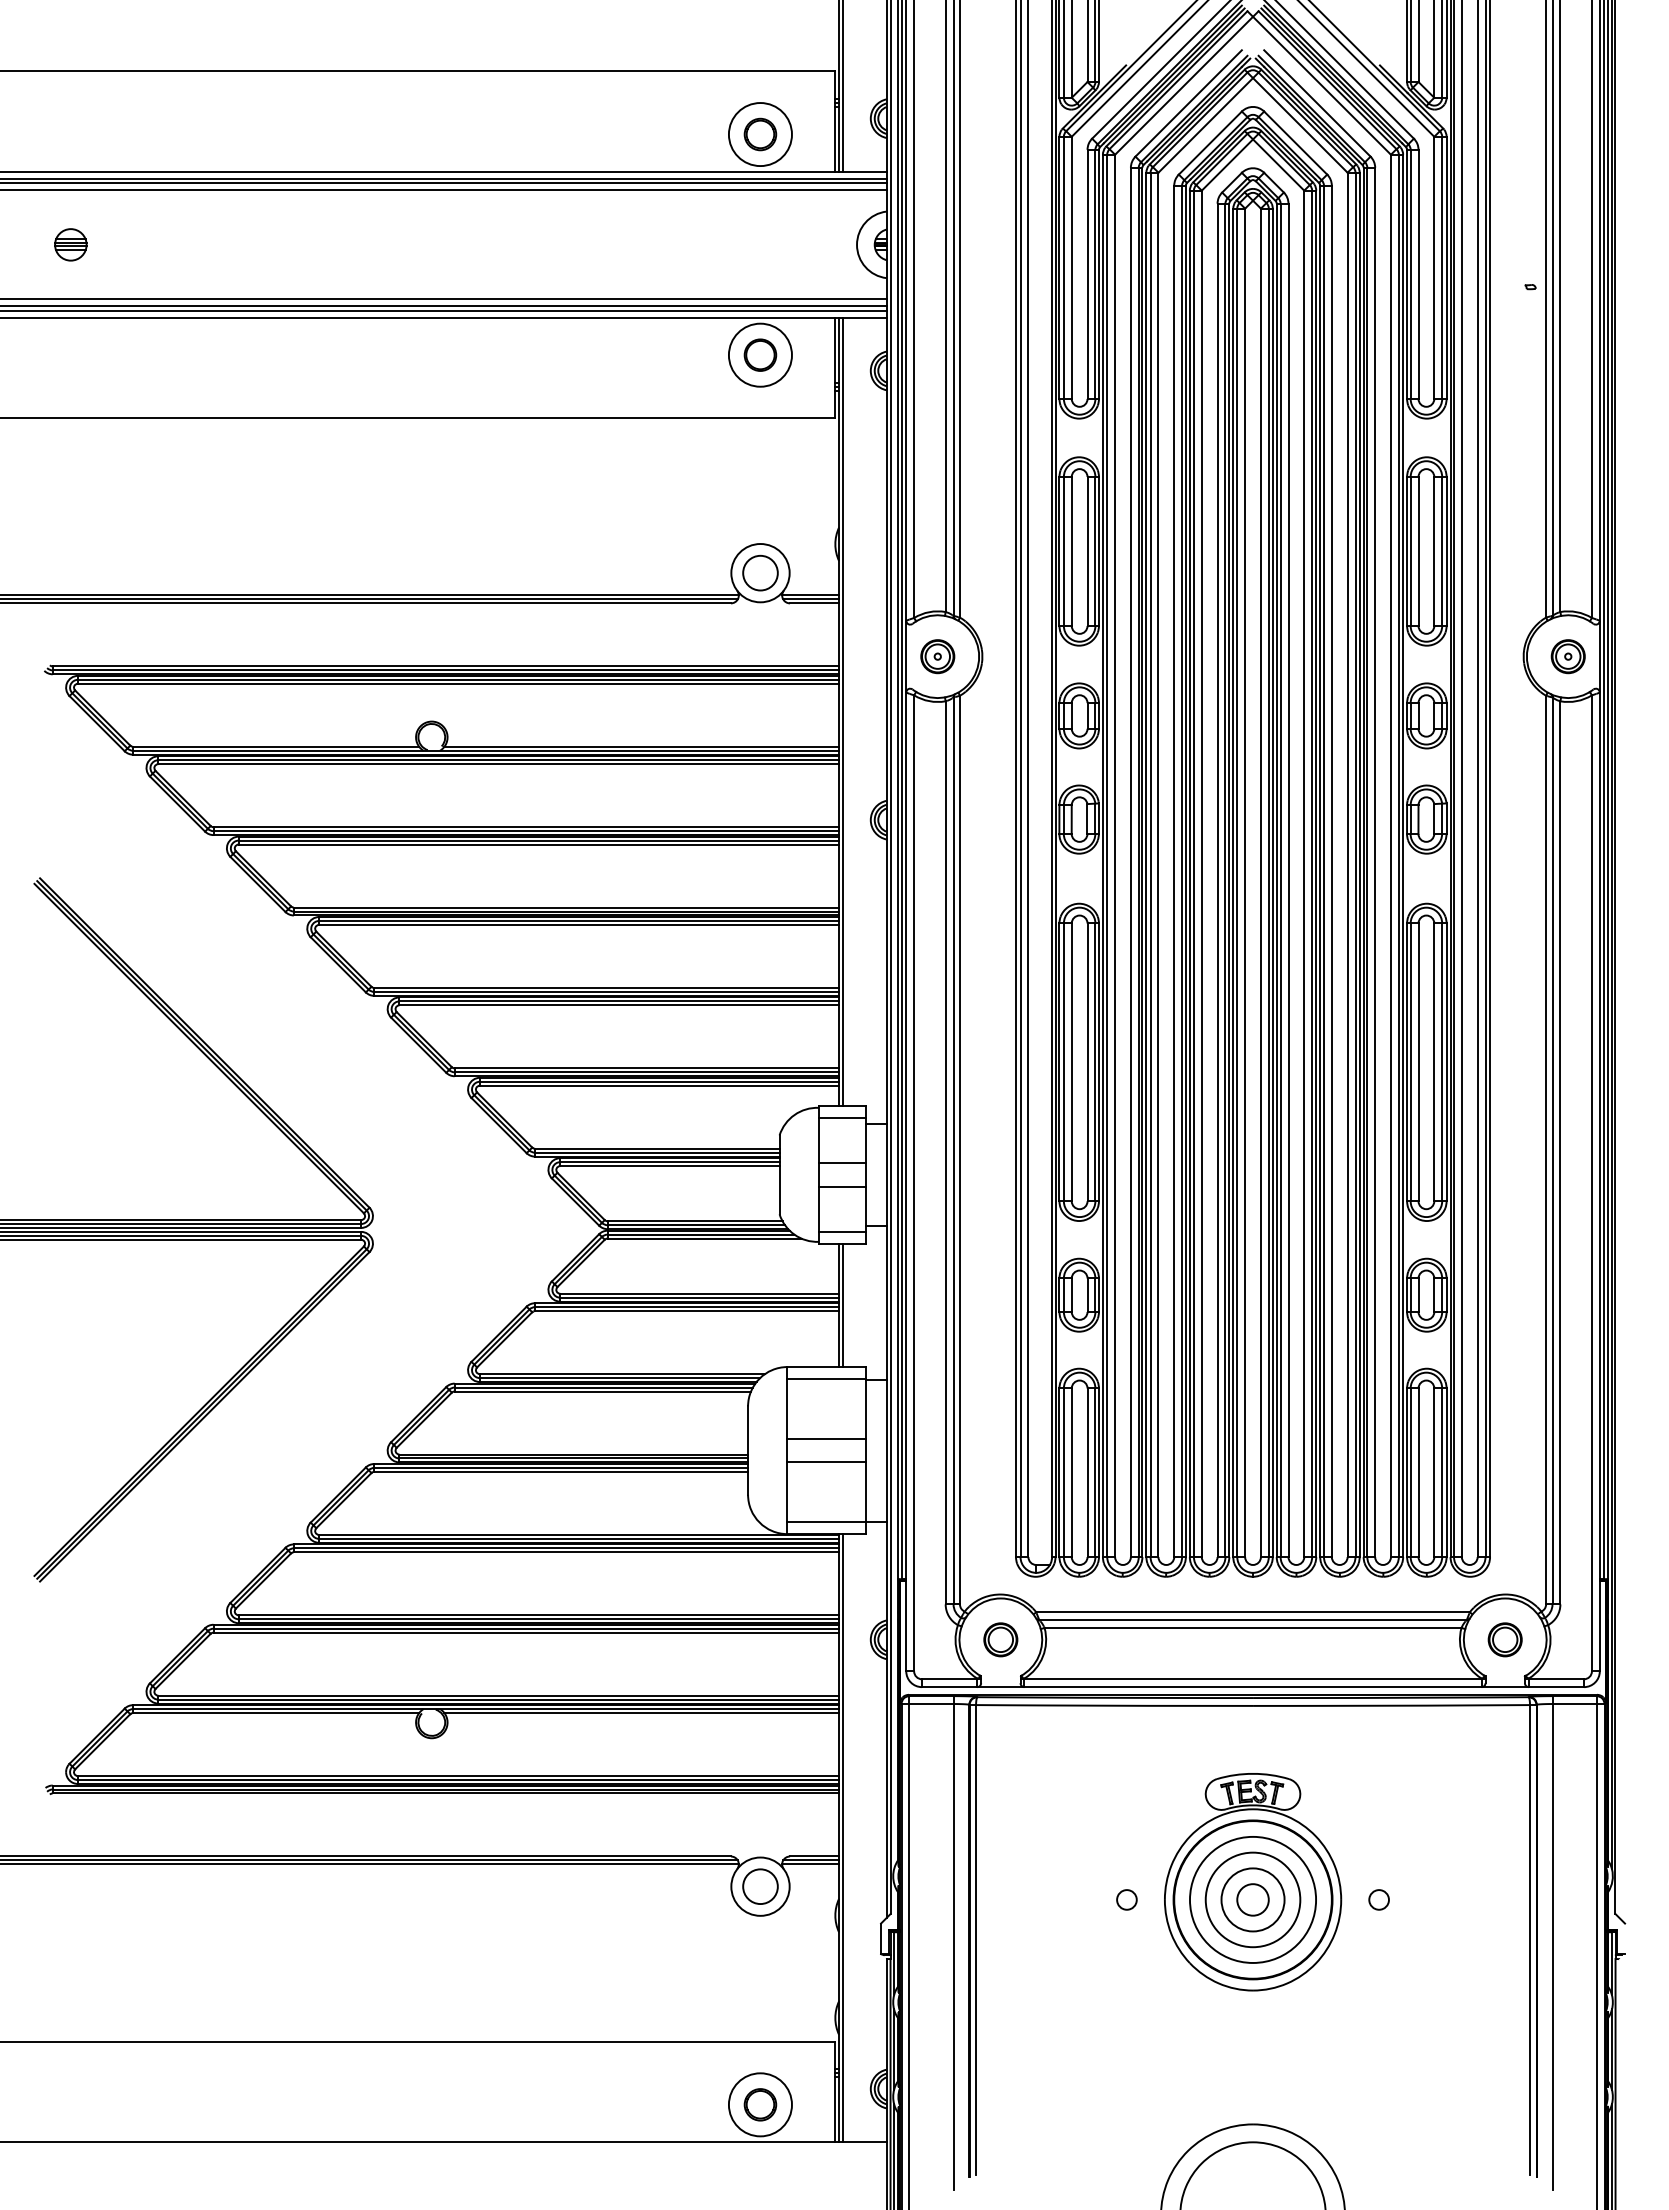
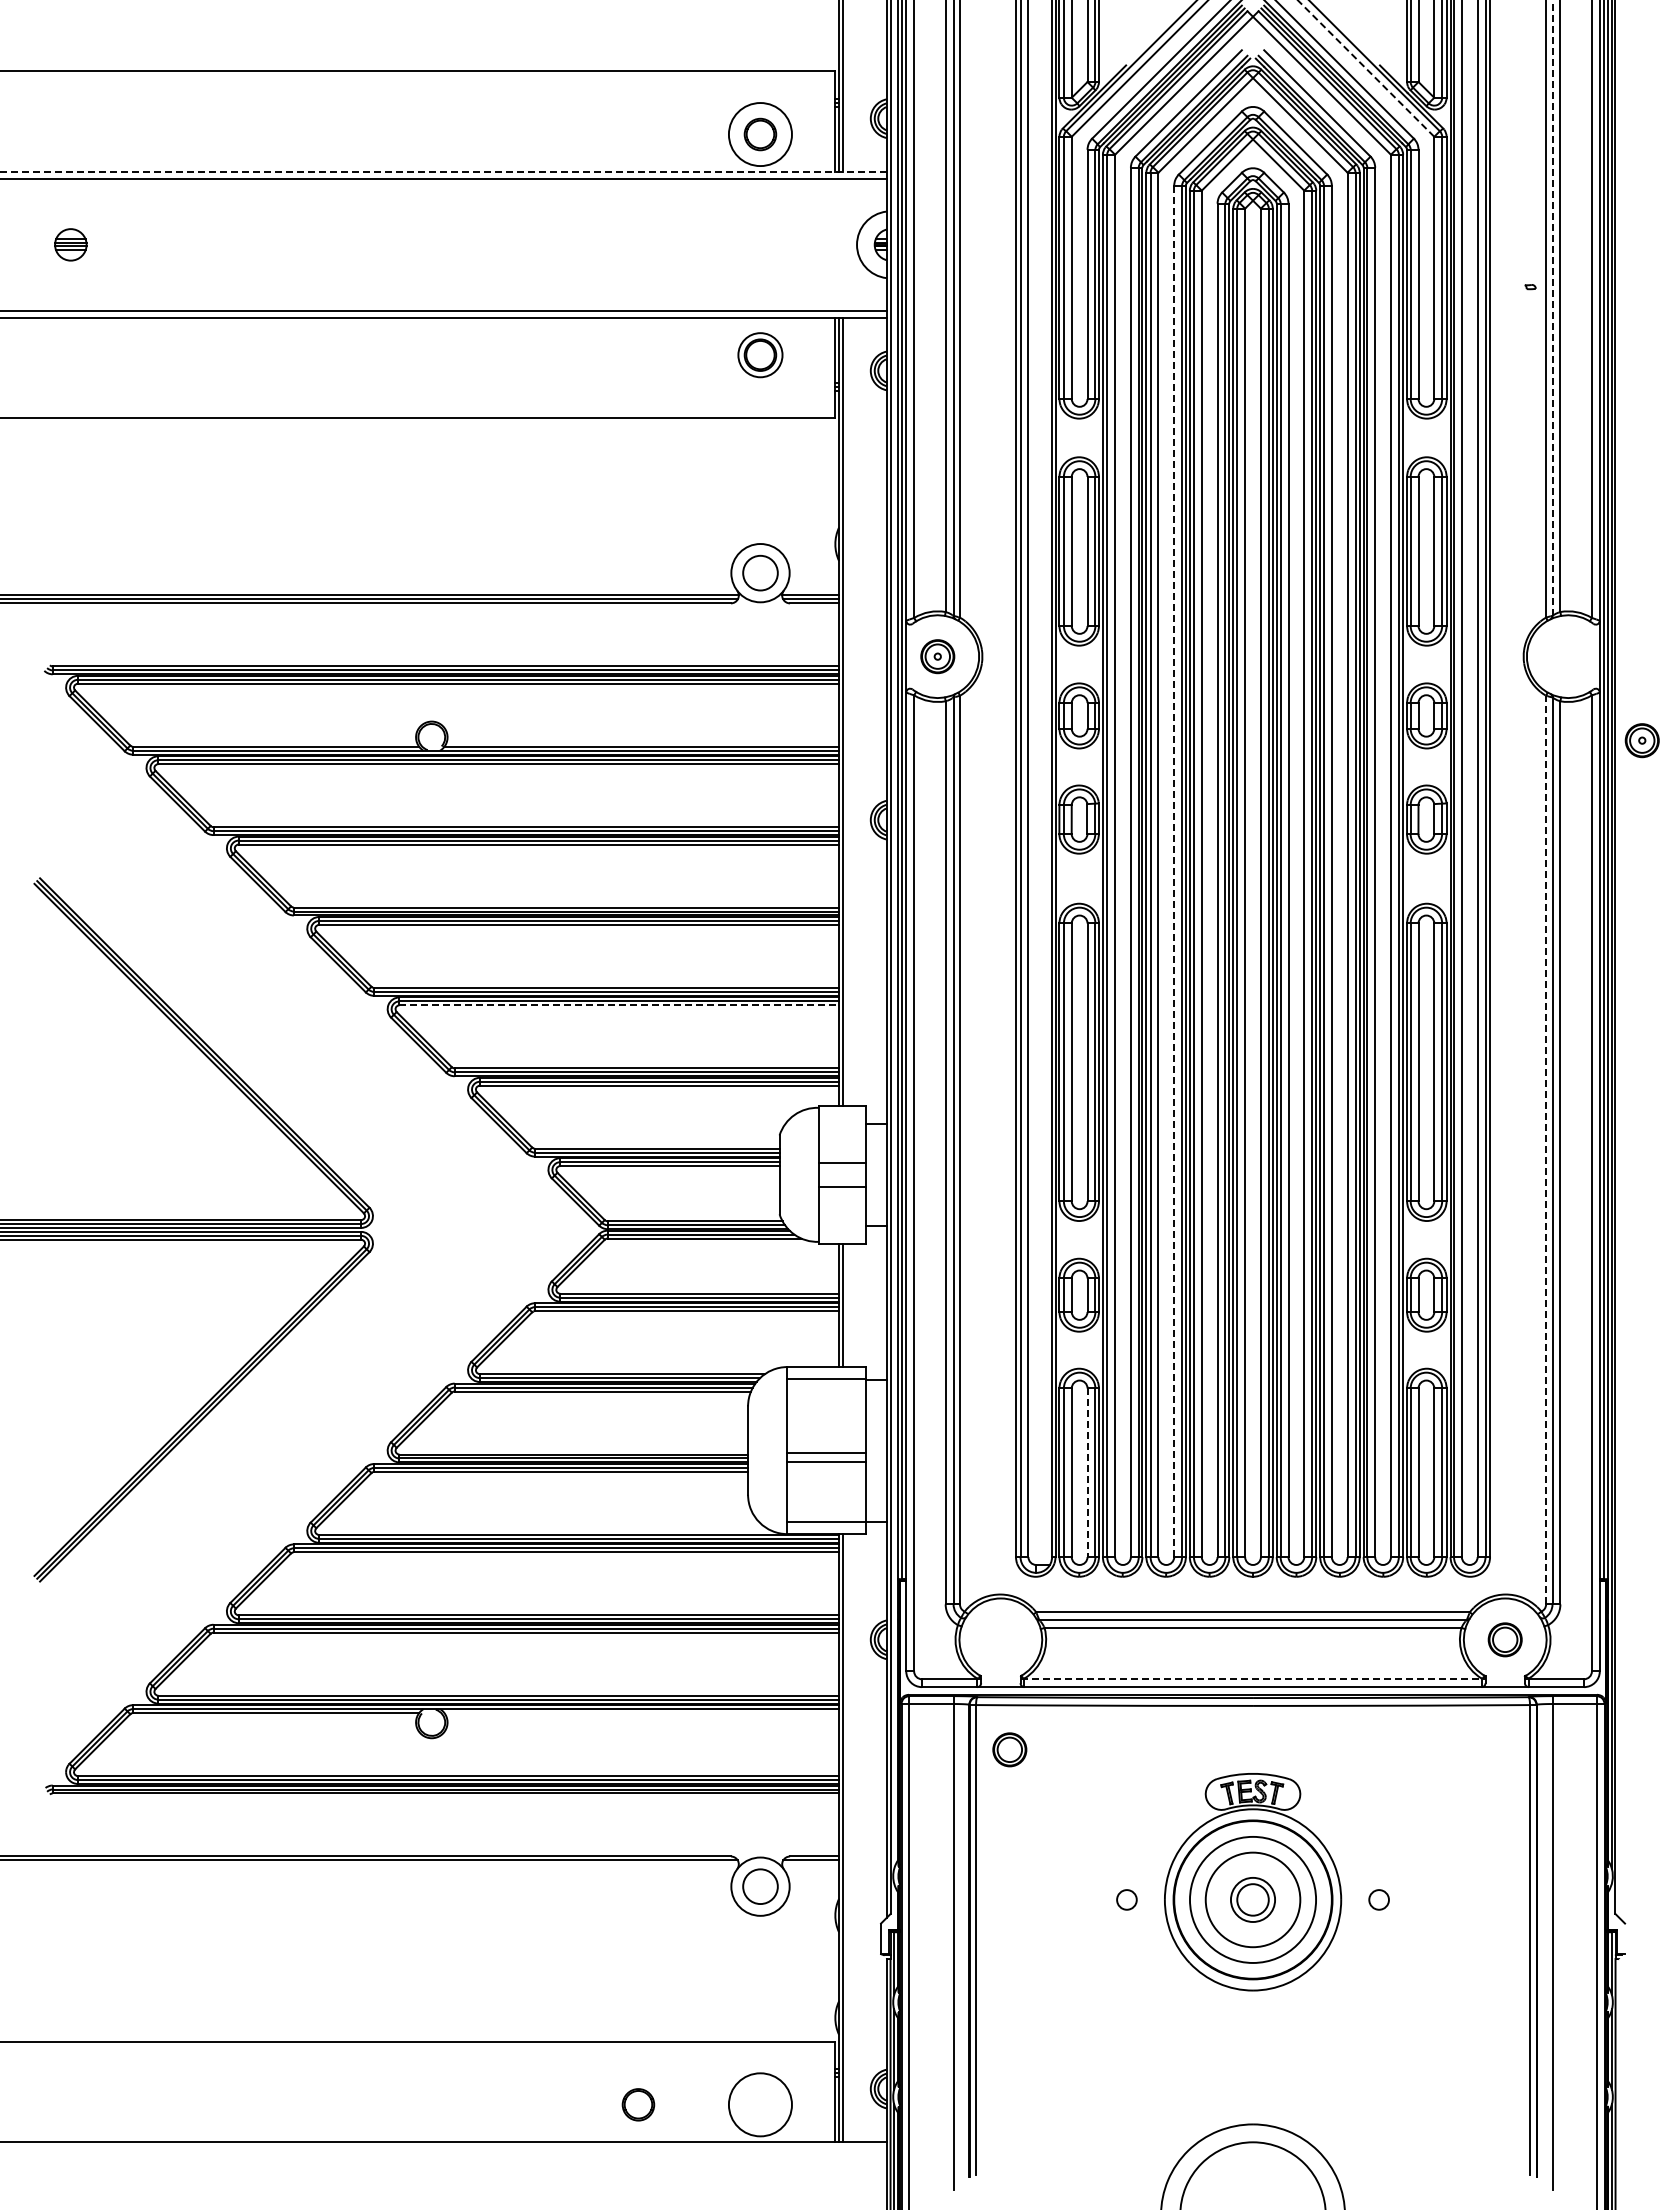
line: solid -> dashed (1365, 68)
line: solid -> dashed (443, 172)
line: present -> none (444, 183)
line: present -> none (444, 190)
line: present -> none (444, 299)
line: present -> none (444, 306)
line: solid -> dashed (1552, 307)
circle diameter: 63 px -> 44 px (760, 355)
part position: (1567, 656) -> (1641, 740) (1641, 740)
line: solid -> dashed (1174, 871)
line: solid -> dashed (619, 1005)
line: present -> none (842, 1117)
line: solid -> dashed (1546, 1149)
line: present -> none (842, 1232)
line position: (826, 1438) -> (826, 1452) (826, 1452)
line: solid -> dashed (1087, 1473)
part position: (1000, 1639) -> (1009, 1749) (1009, 1749)
line: solid -> dashed (1253, 1679)
line: present -> none (641, 1713)
line: present -> none (370, 1864)
line: present -> none (810, 1864)
circle diameter: 63 px -> 44 px (1252, 1899)
part position: (760, 2104) -> (638, 2104) (638, 2104)
